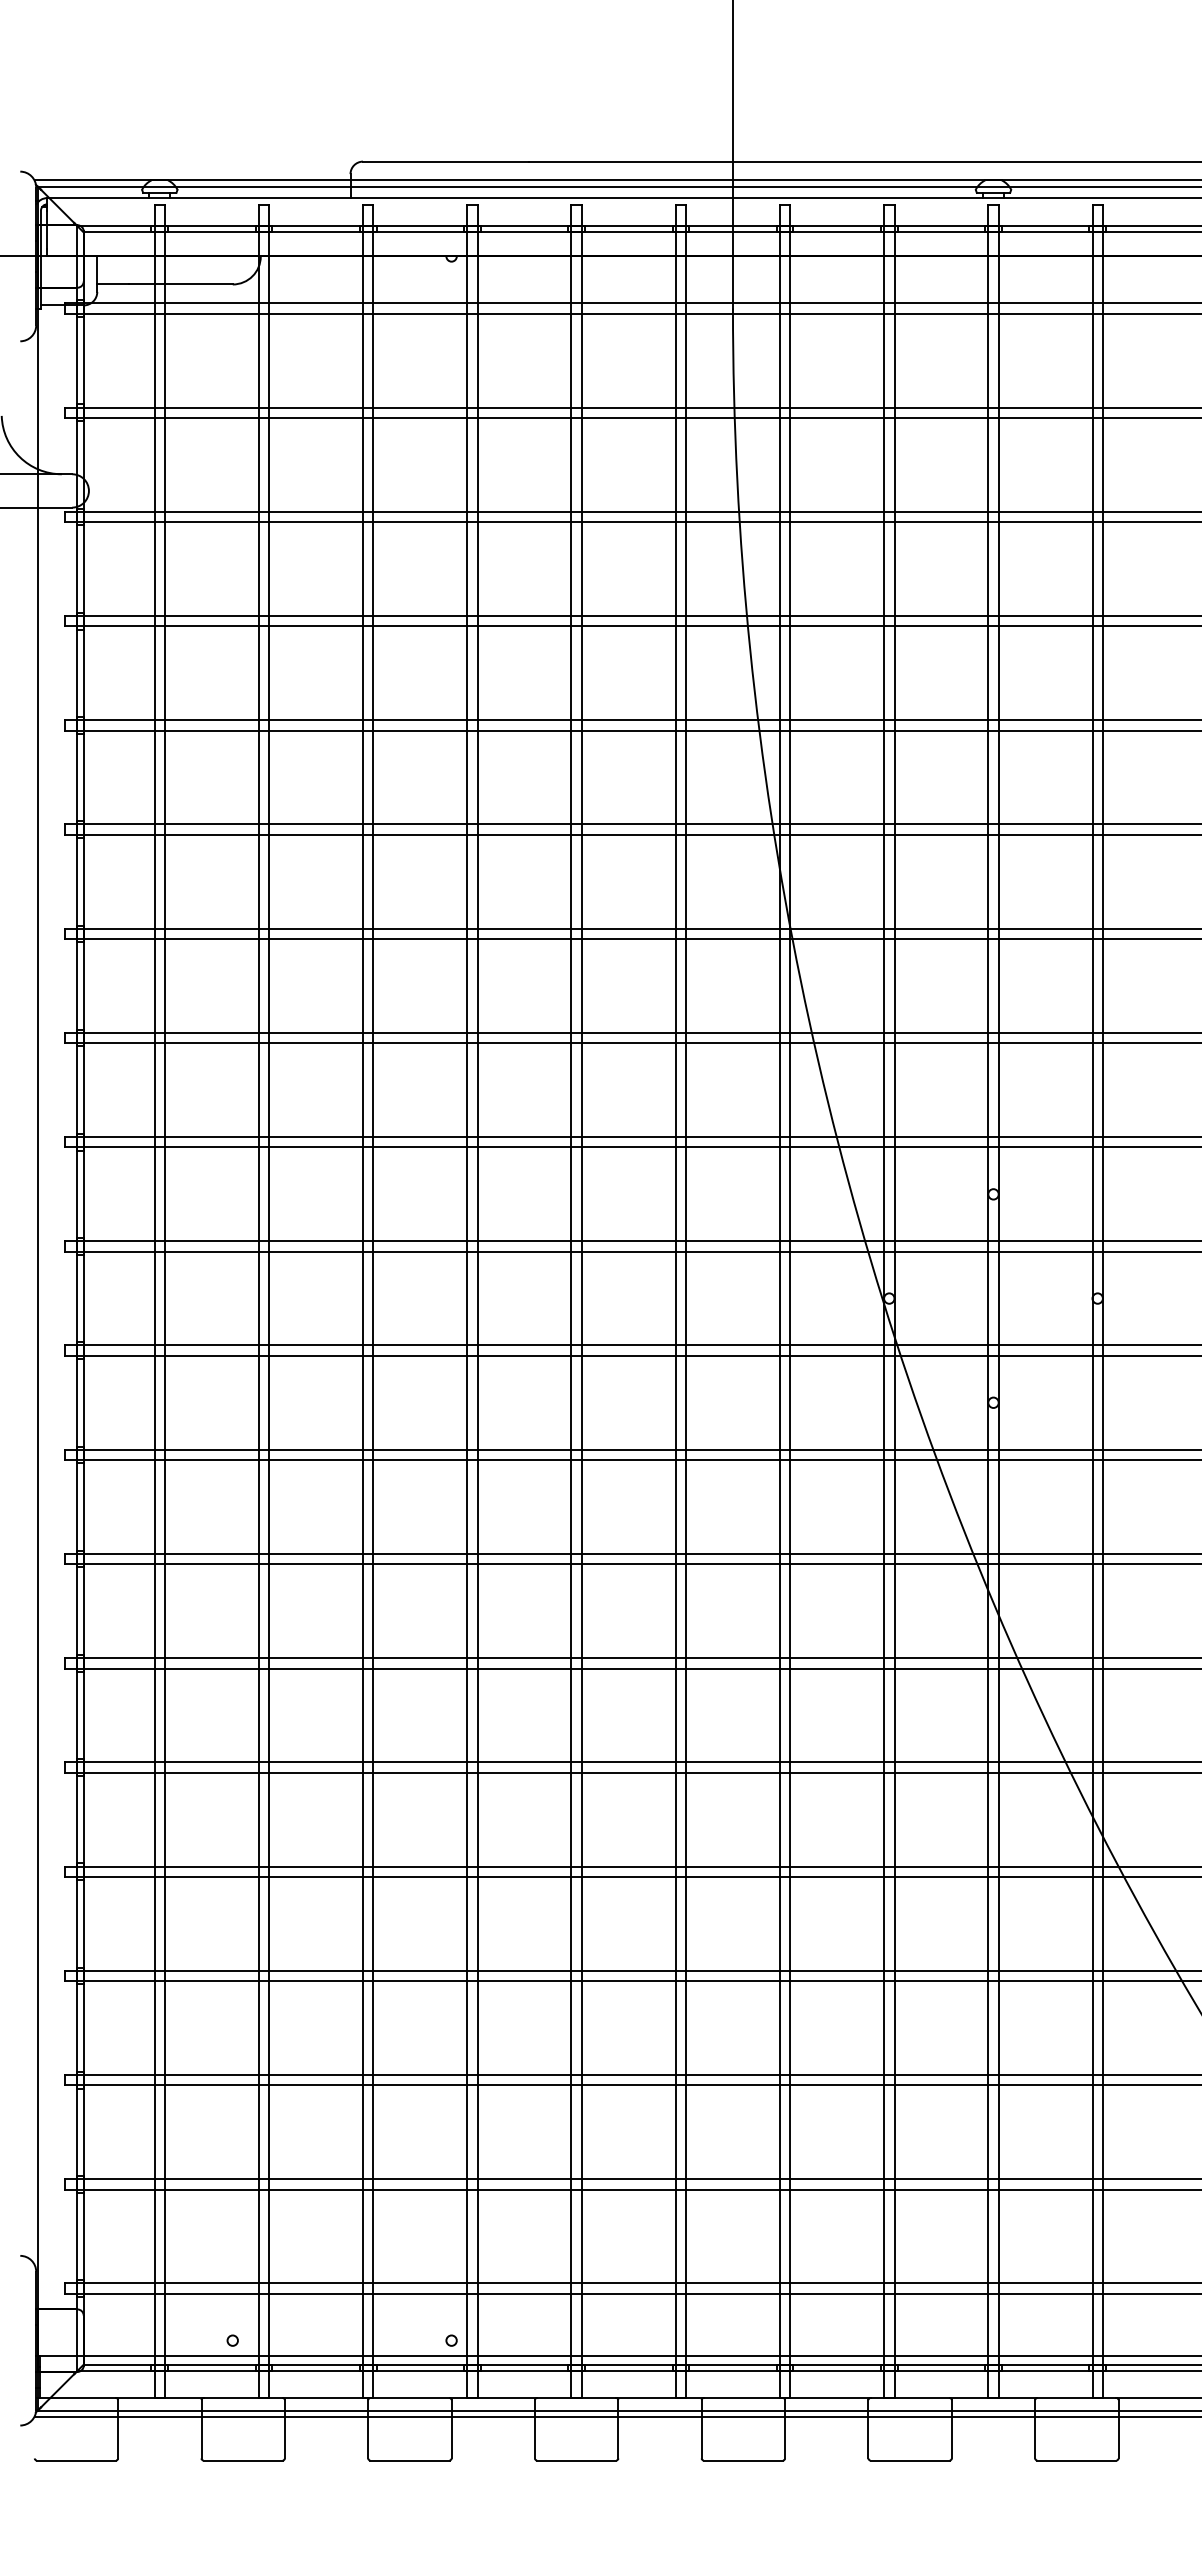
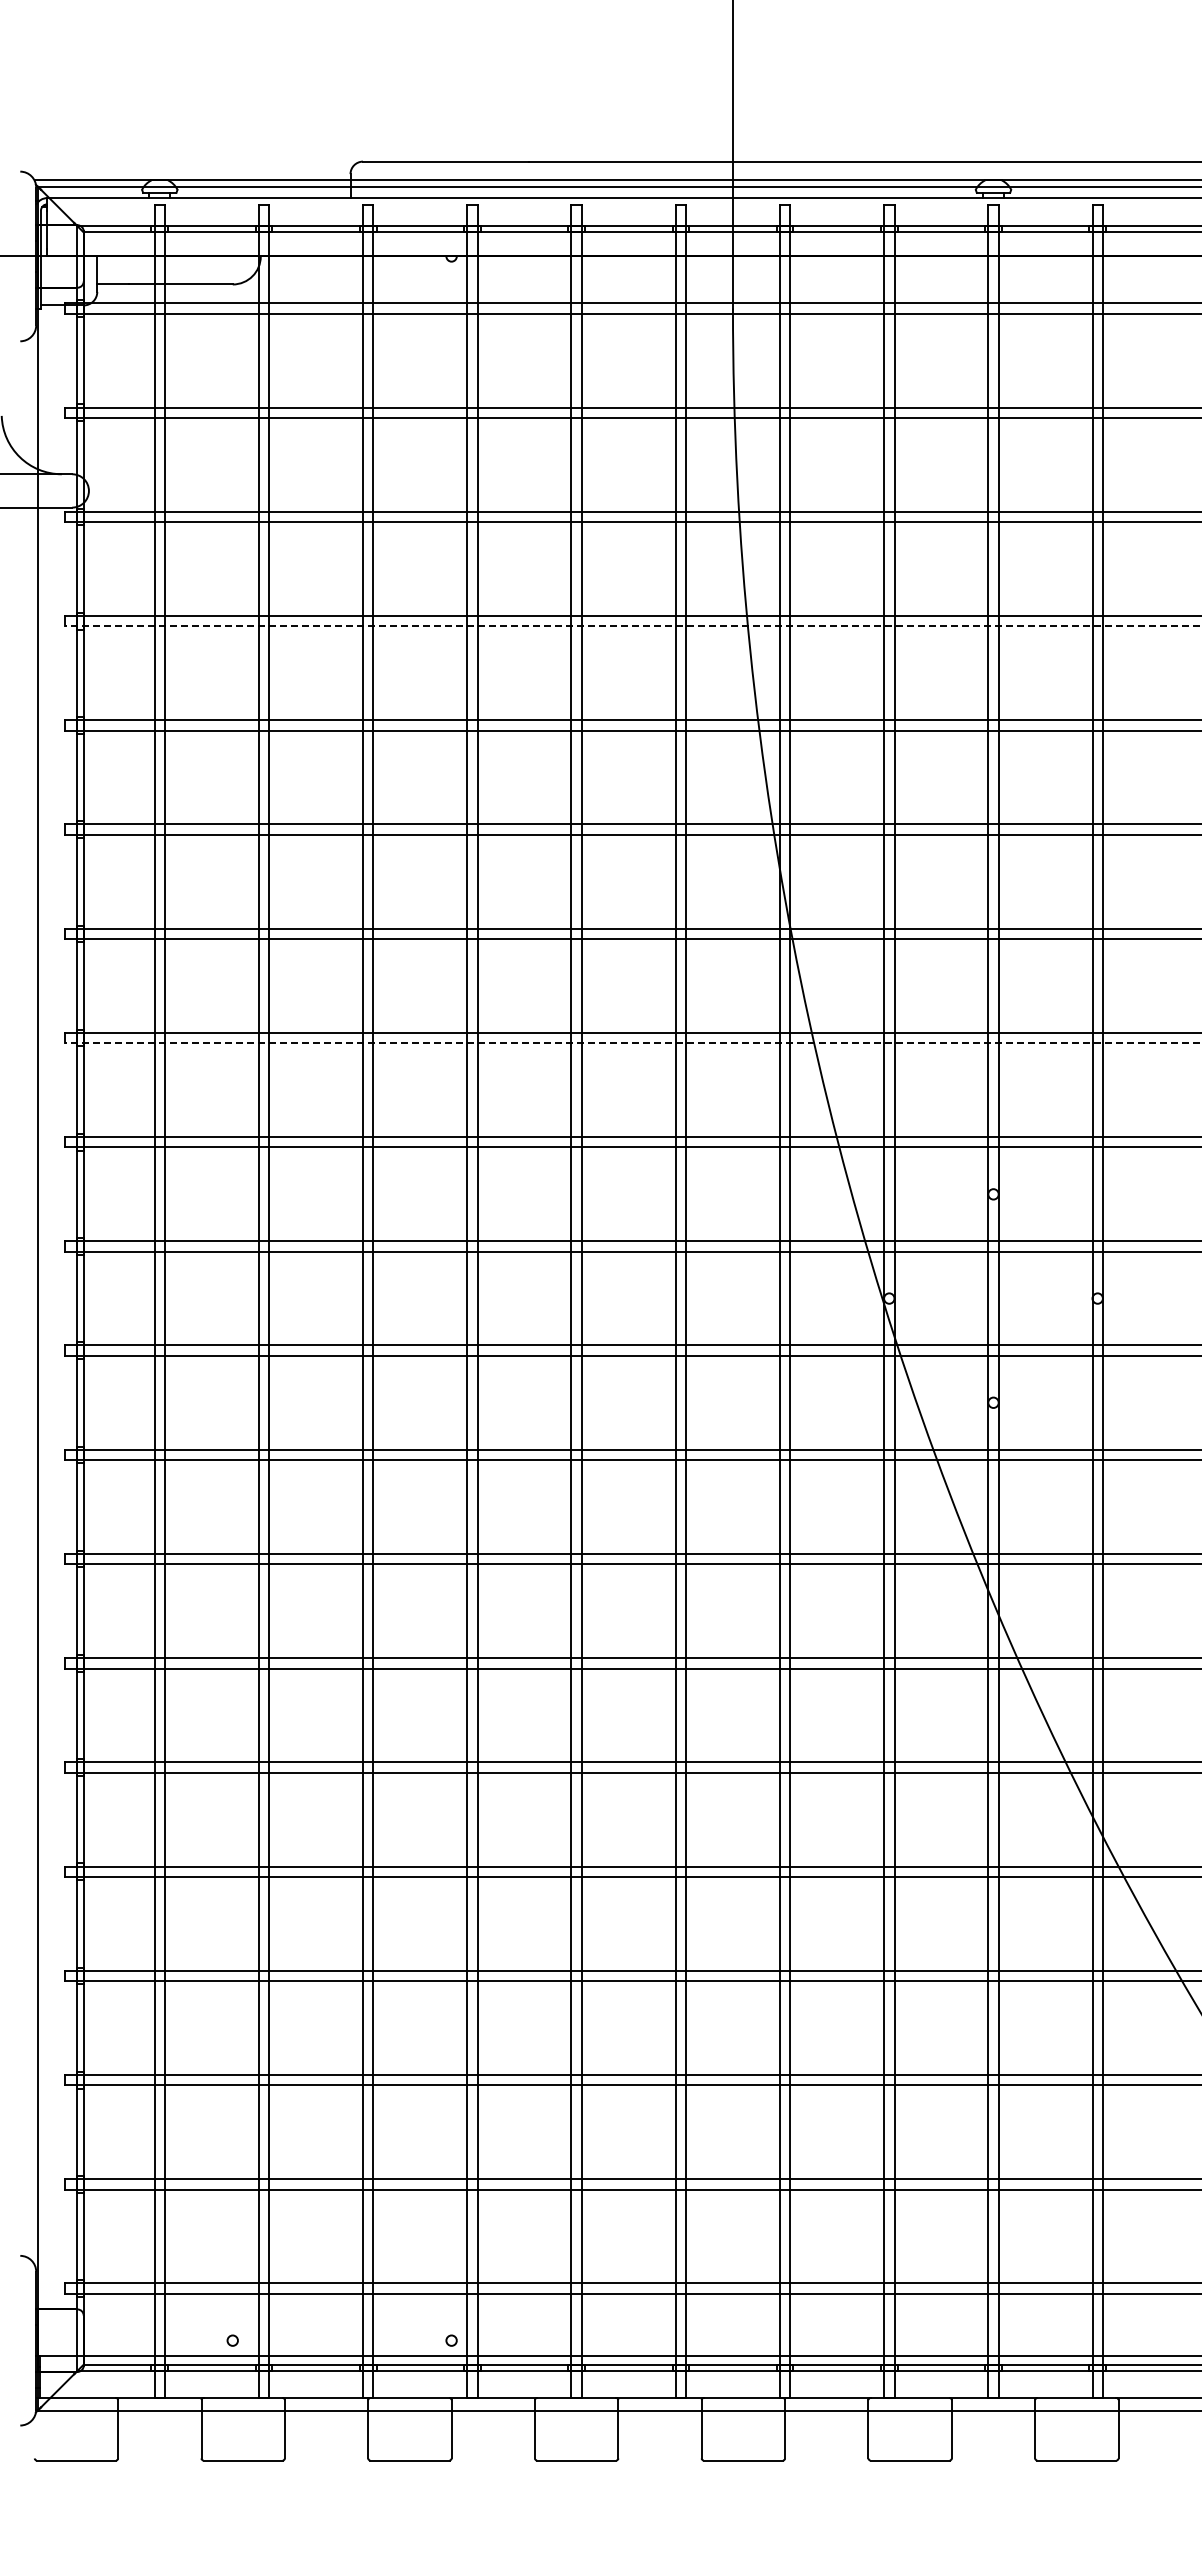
line: solid -> dashed (632, 626)
line: solid -> dashed (632, 1043)
line: present -> none (616, 2416)
